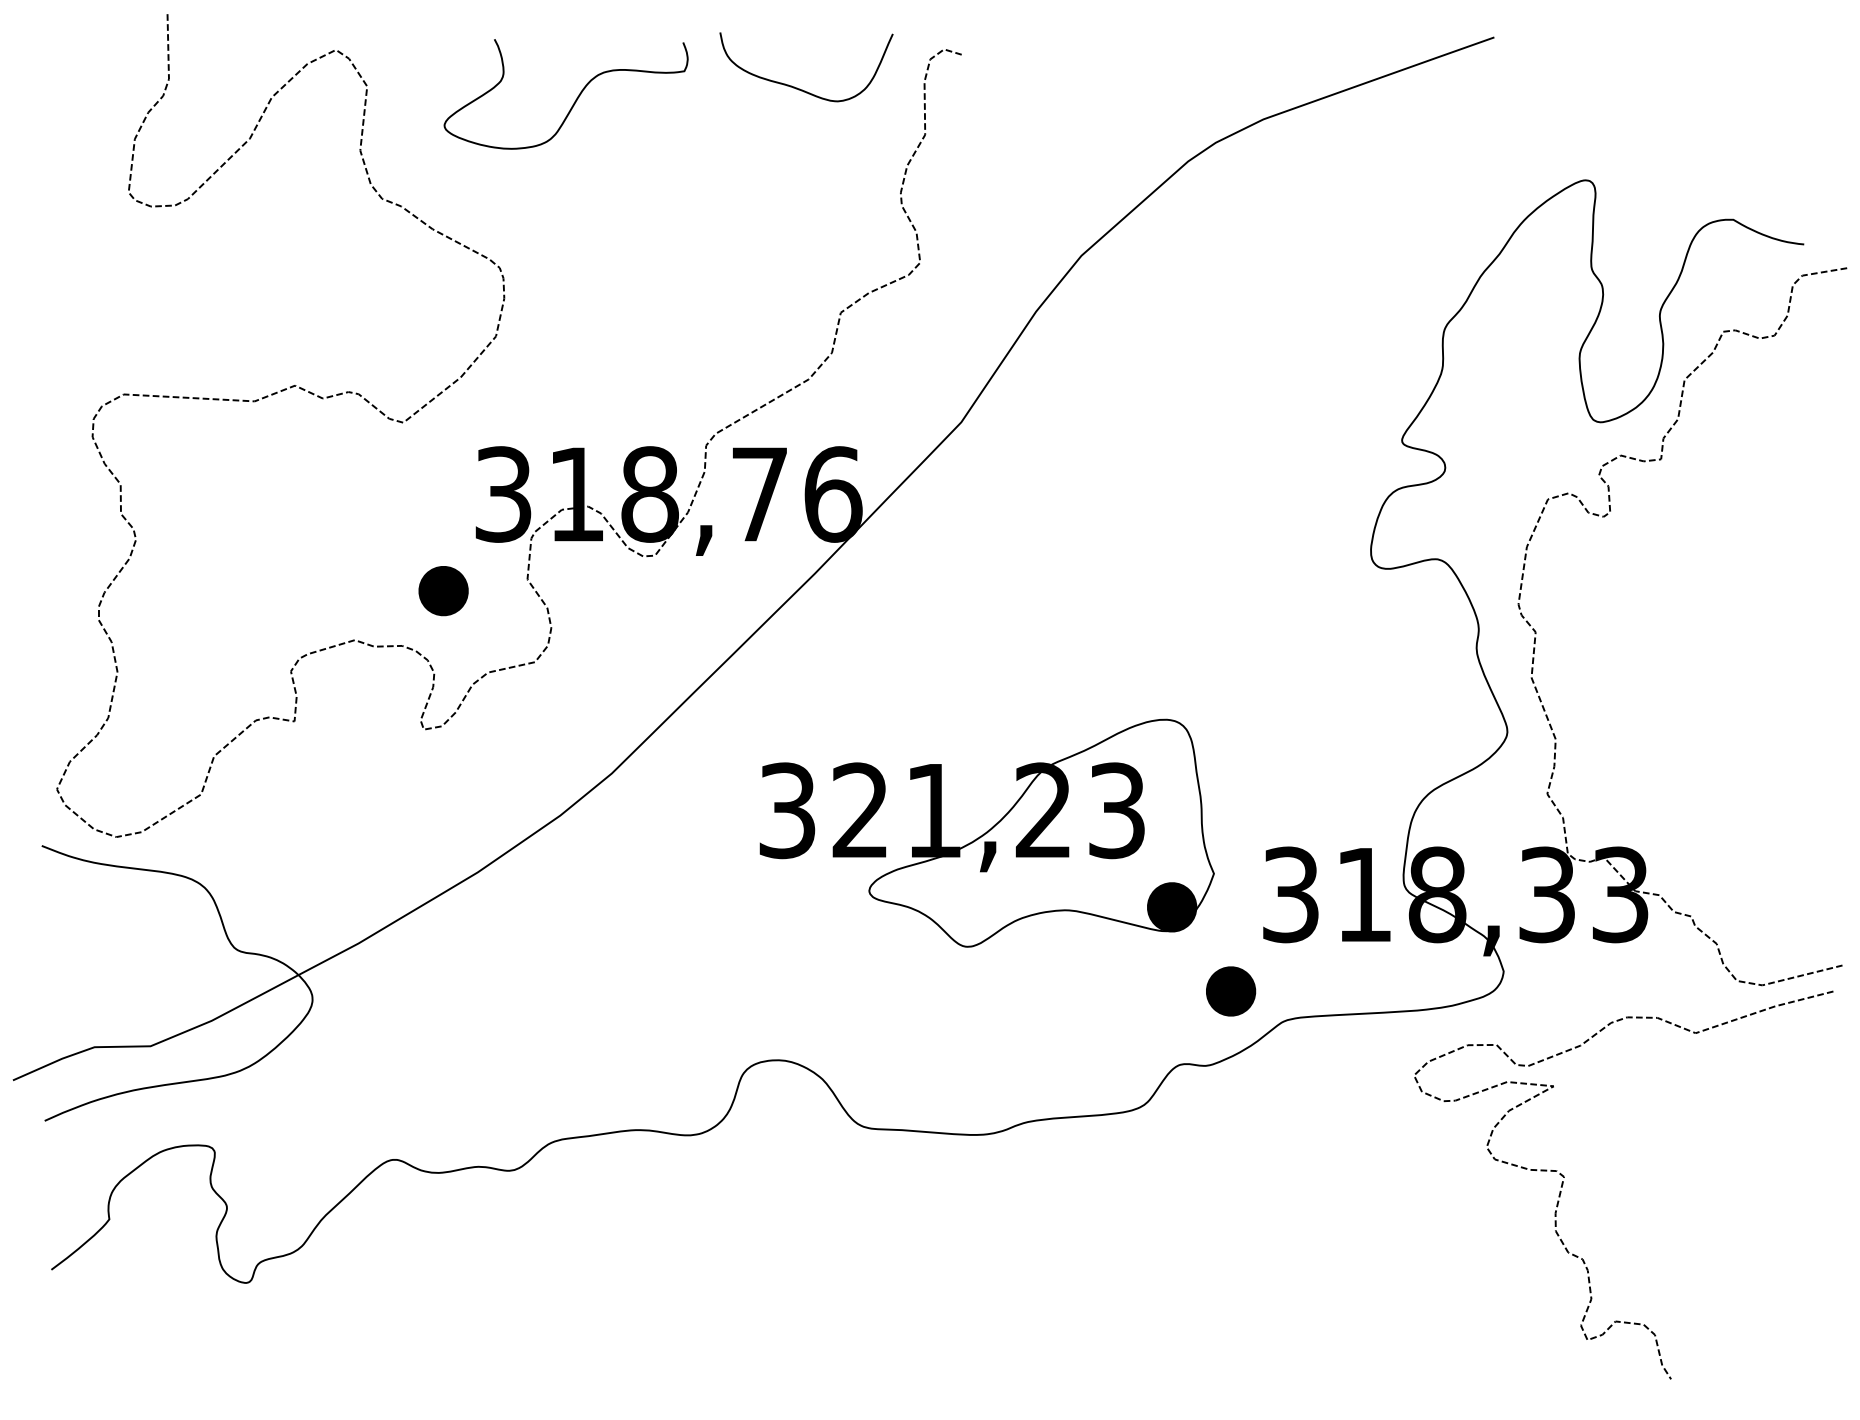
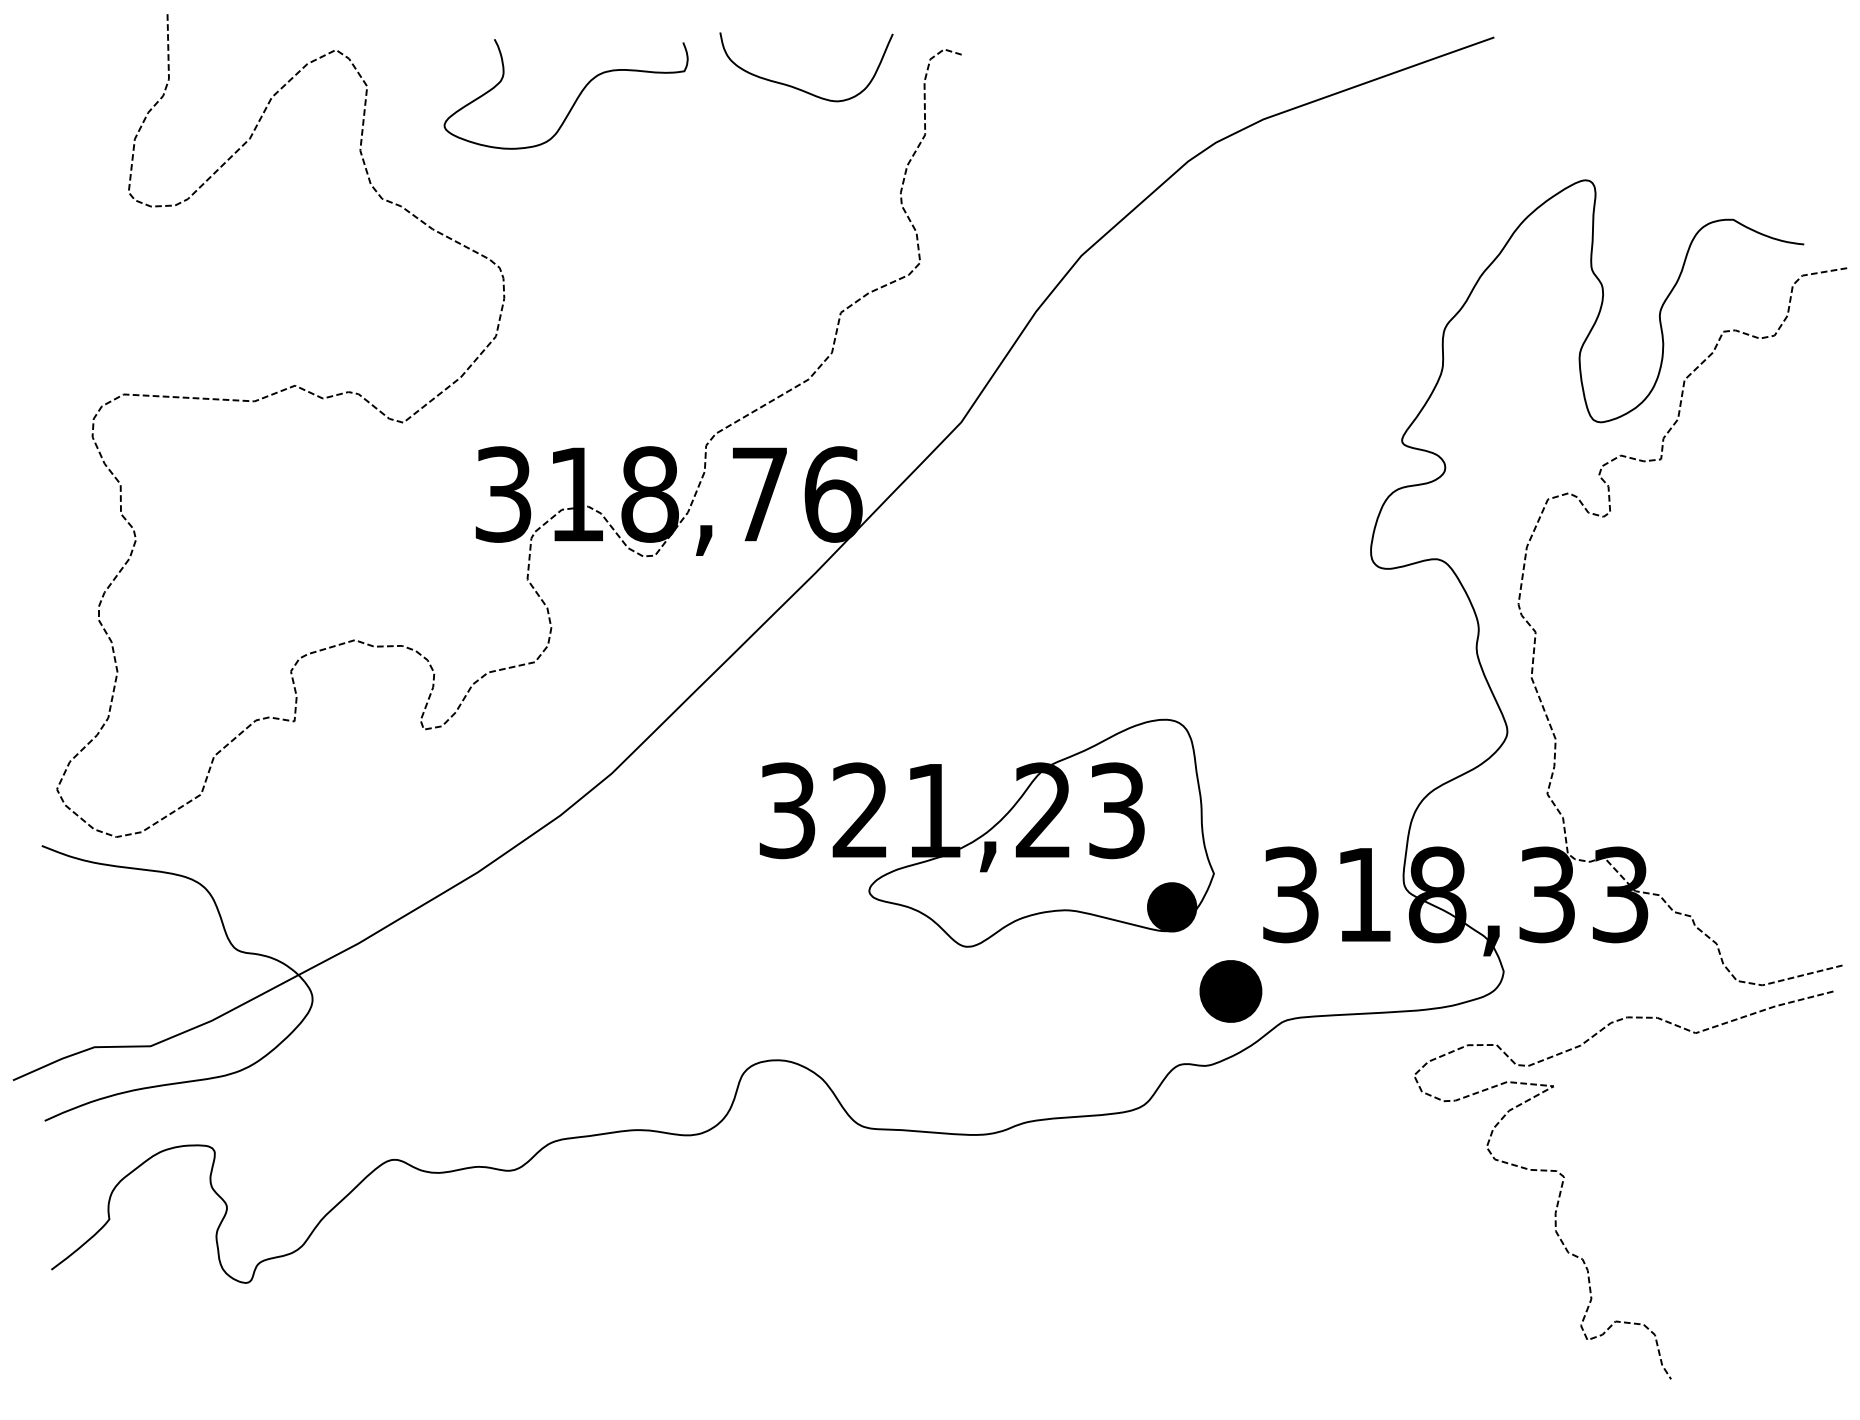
part: present -> none (443, 591)
part size: 51x51 px -> 64x63 px (1230, 991)
